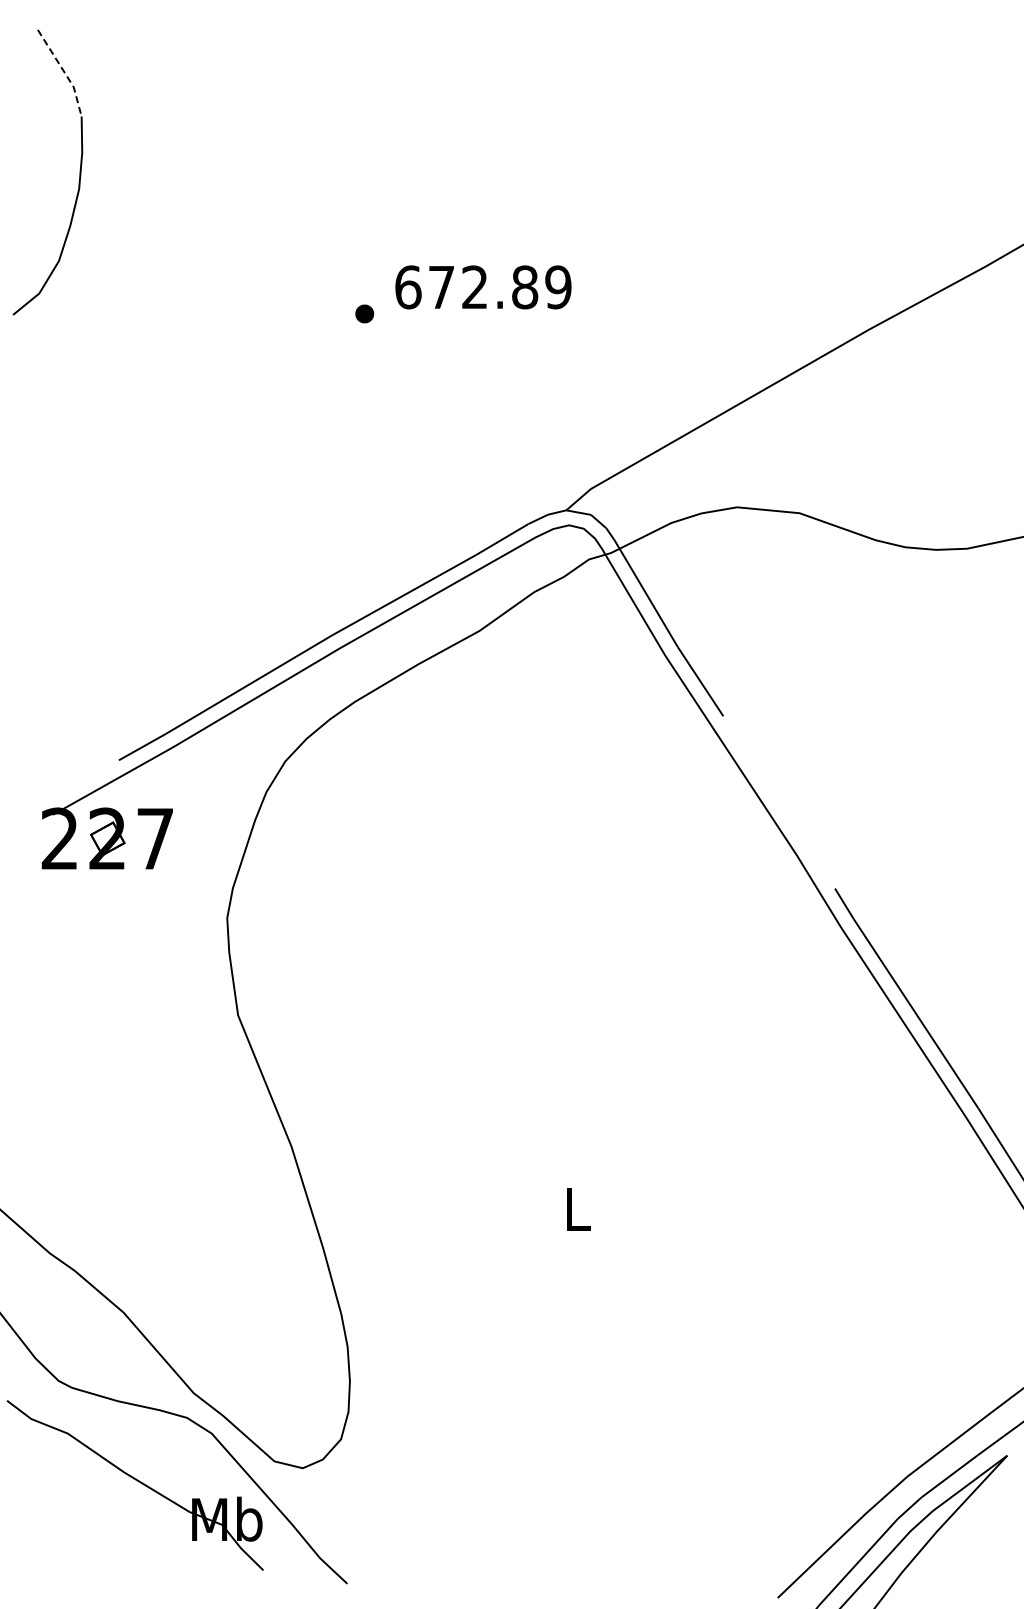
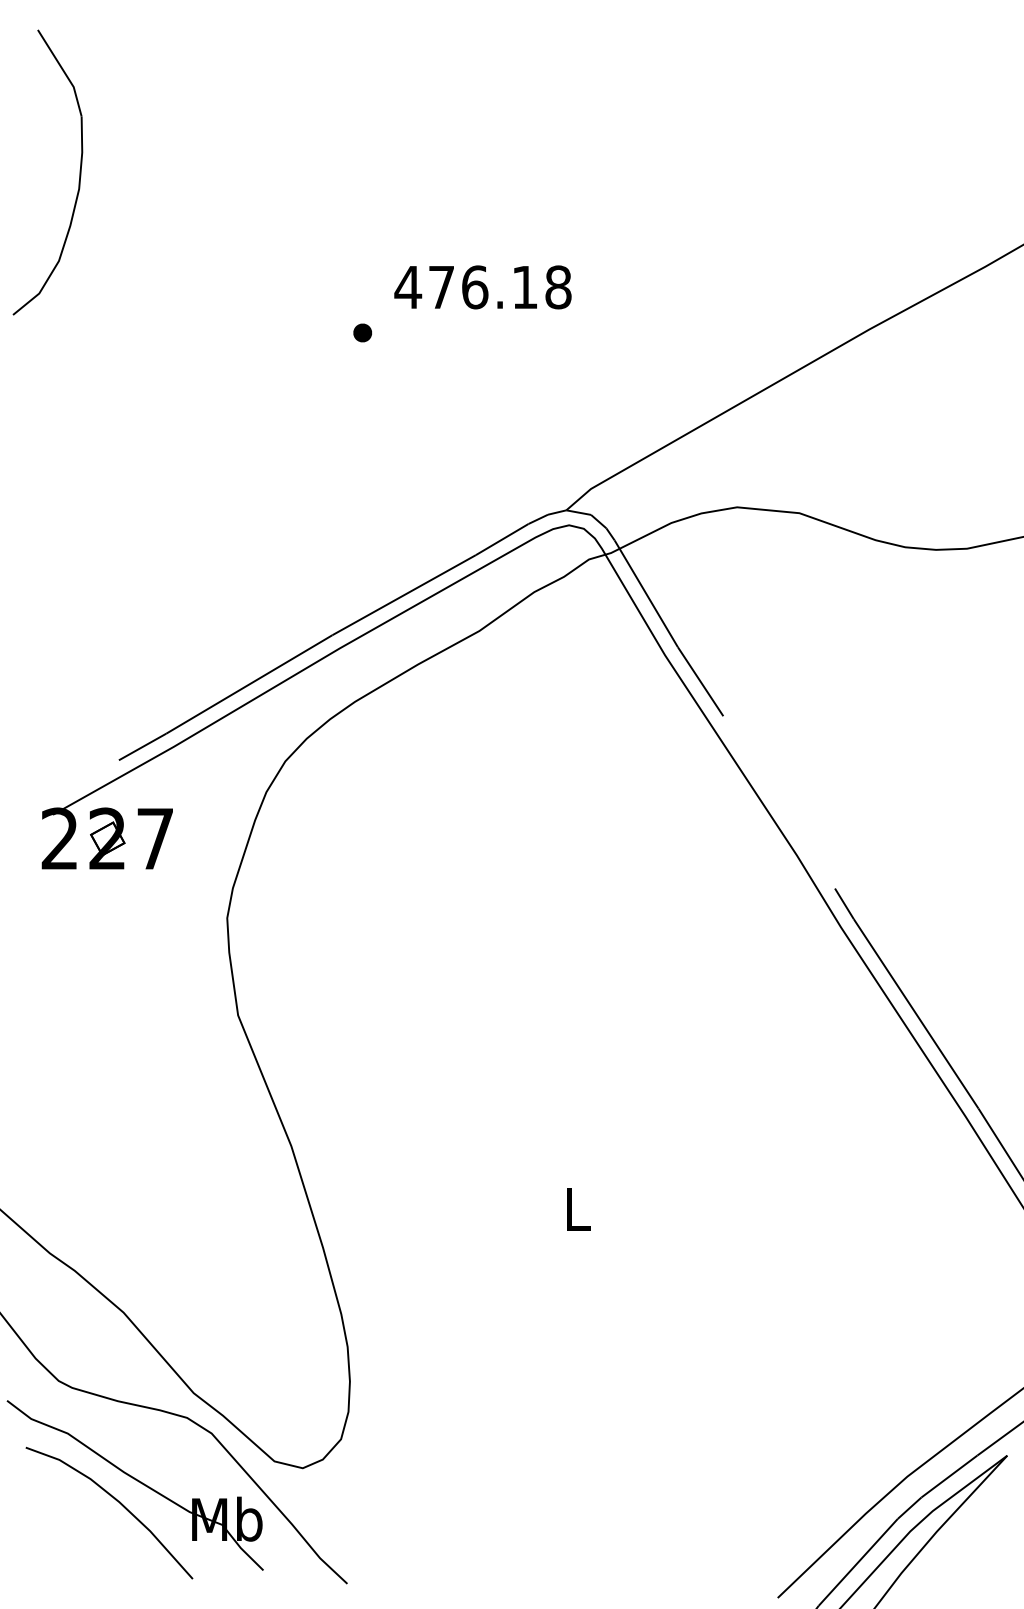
line: dashed -> solid (64, 71)
text: 672.89 -> 476.18 (482, 287)
part position: (364, 313) -> (362, 332) (362, 332)
curve: none -> present (116, 1501)
